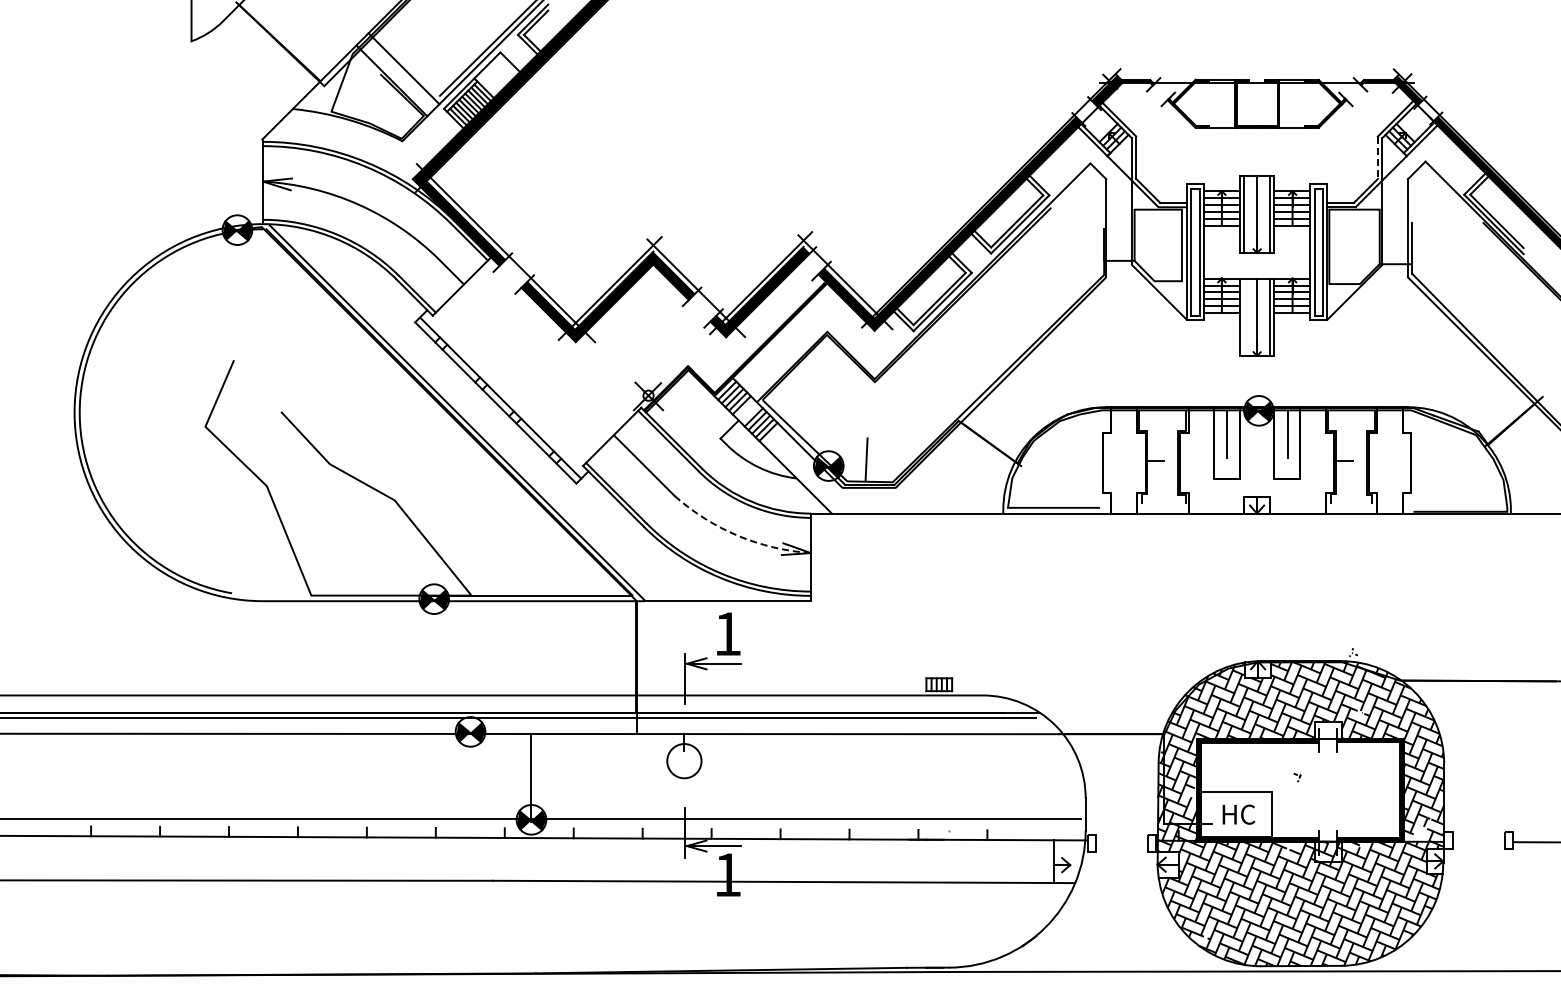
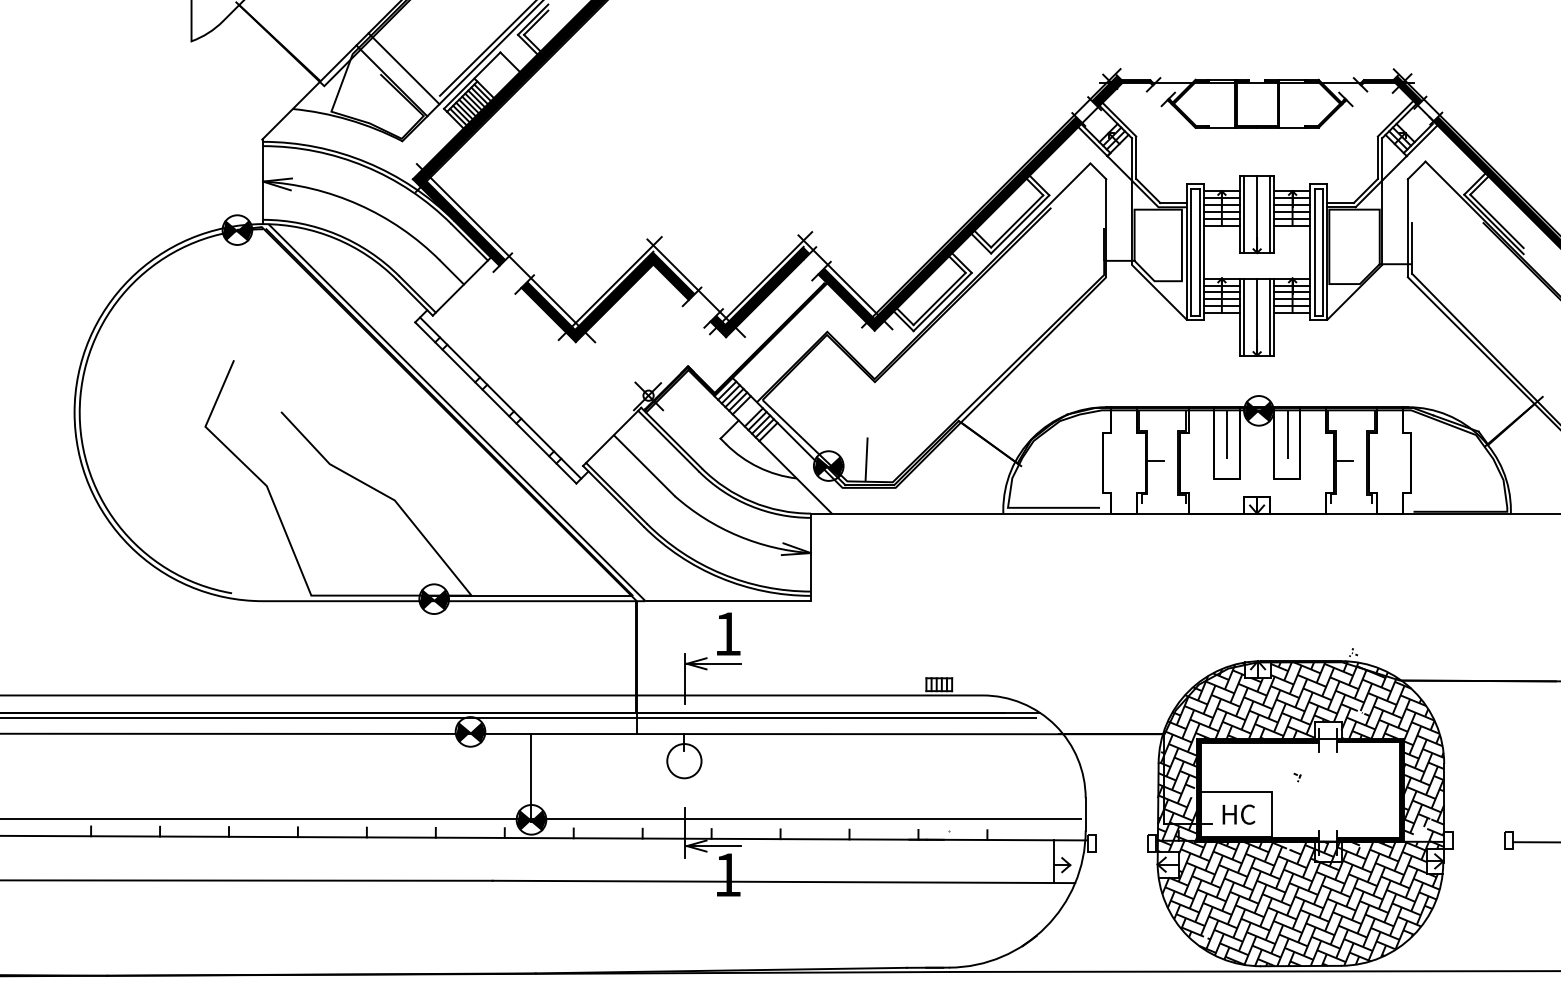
line: dashed -> solid (1377, 158)
line: none -> present (1244, 316)
arc: dashed -> solid (738, 535)
